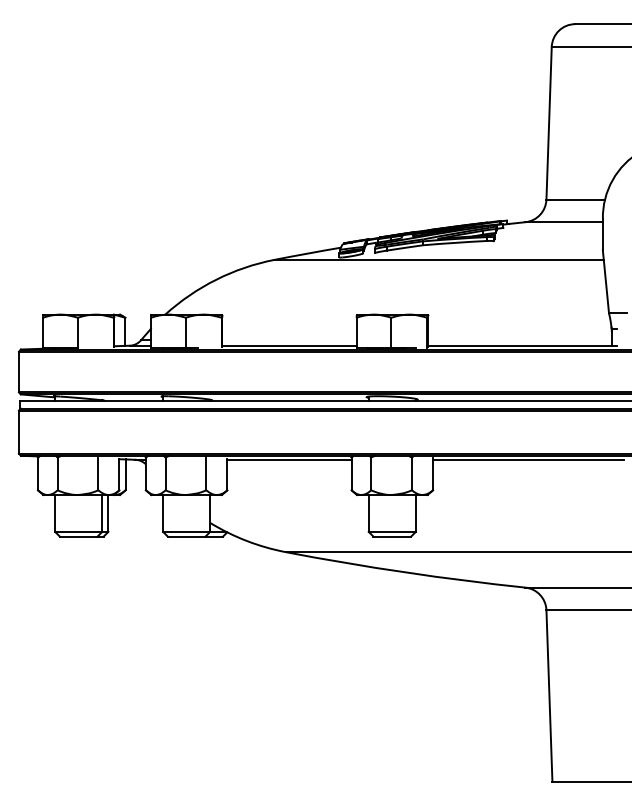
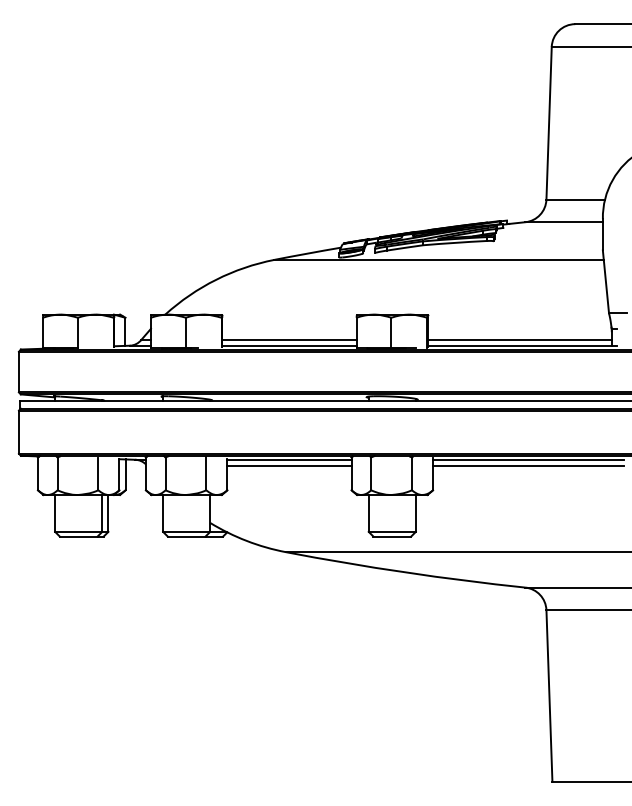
line: none -> present (289, 339)
line: none -> present (519, 339)
line: none -> present (289, 466)
line: none -> present (528, 466)
